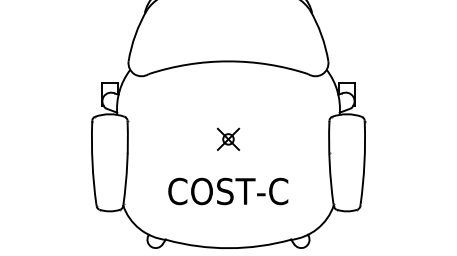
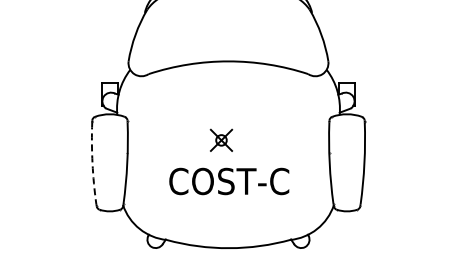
part position: (228, 138) -> (221, 139) (221, 139)
arc: solid -> dashed (92, 163)
text position: (228, 191) -> (229, 181) (229, 181)
